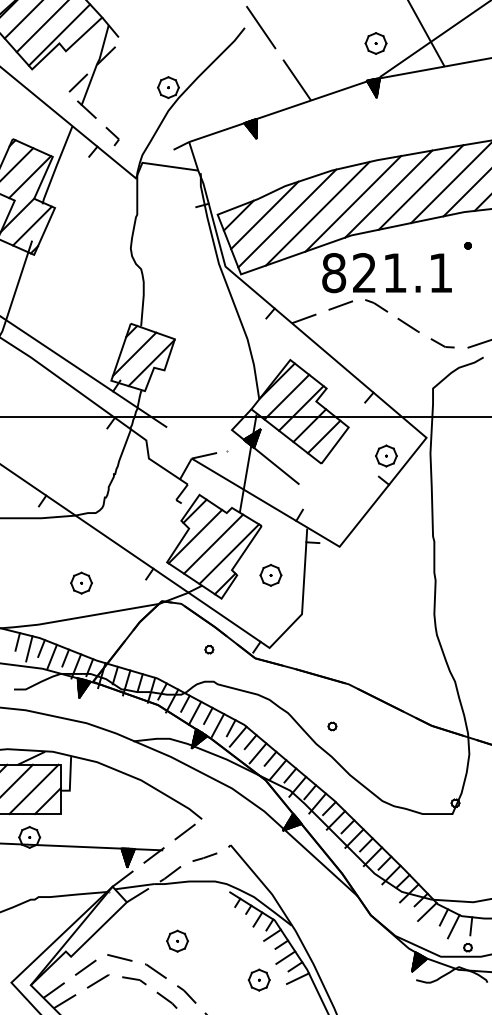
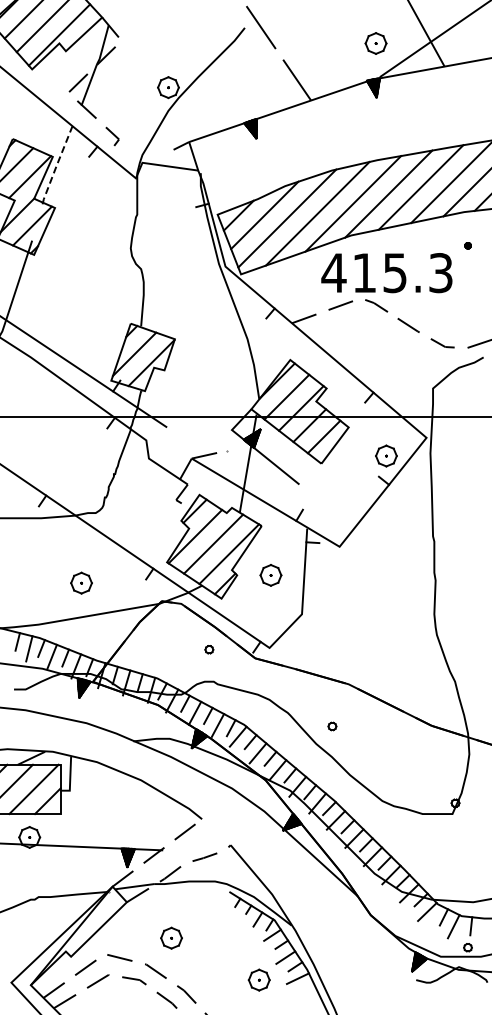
line: solid -> dashed (56, 165)
text: 821.1 -> 415.3 (386, 273)
part position: (177, 940) -> (171, 937) (171, 937)
